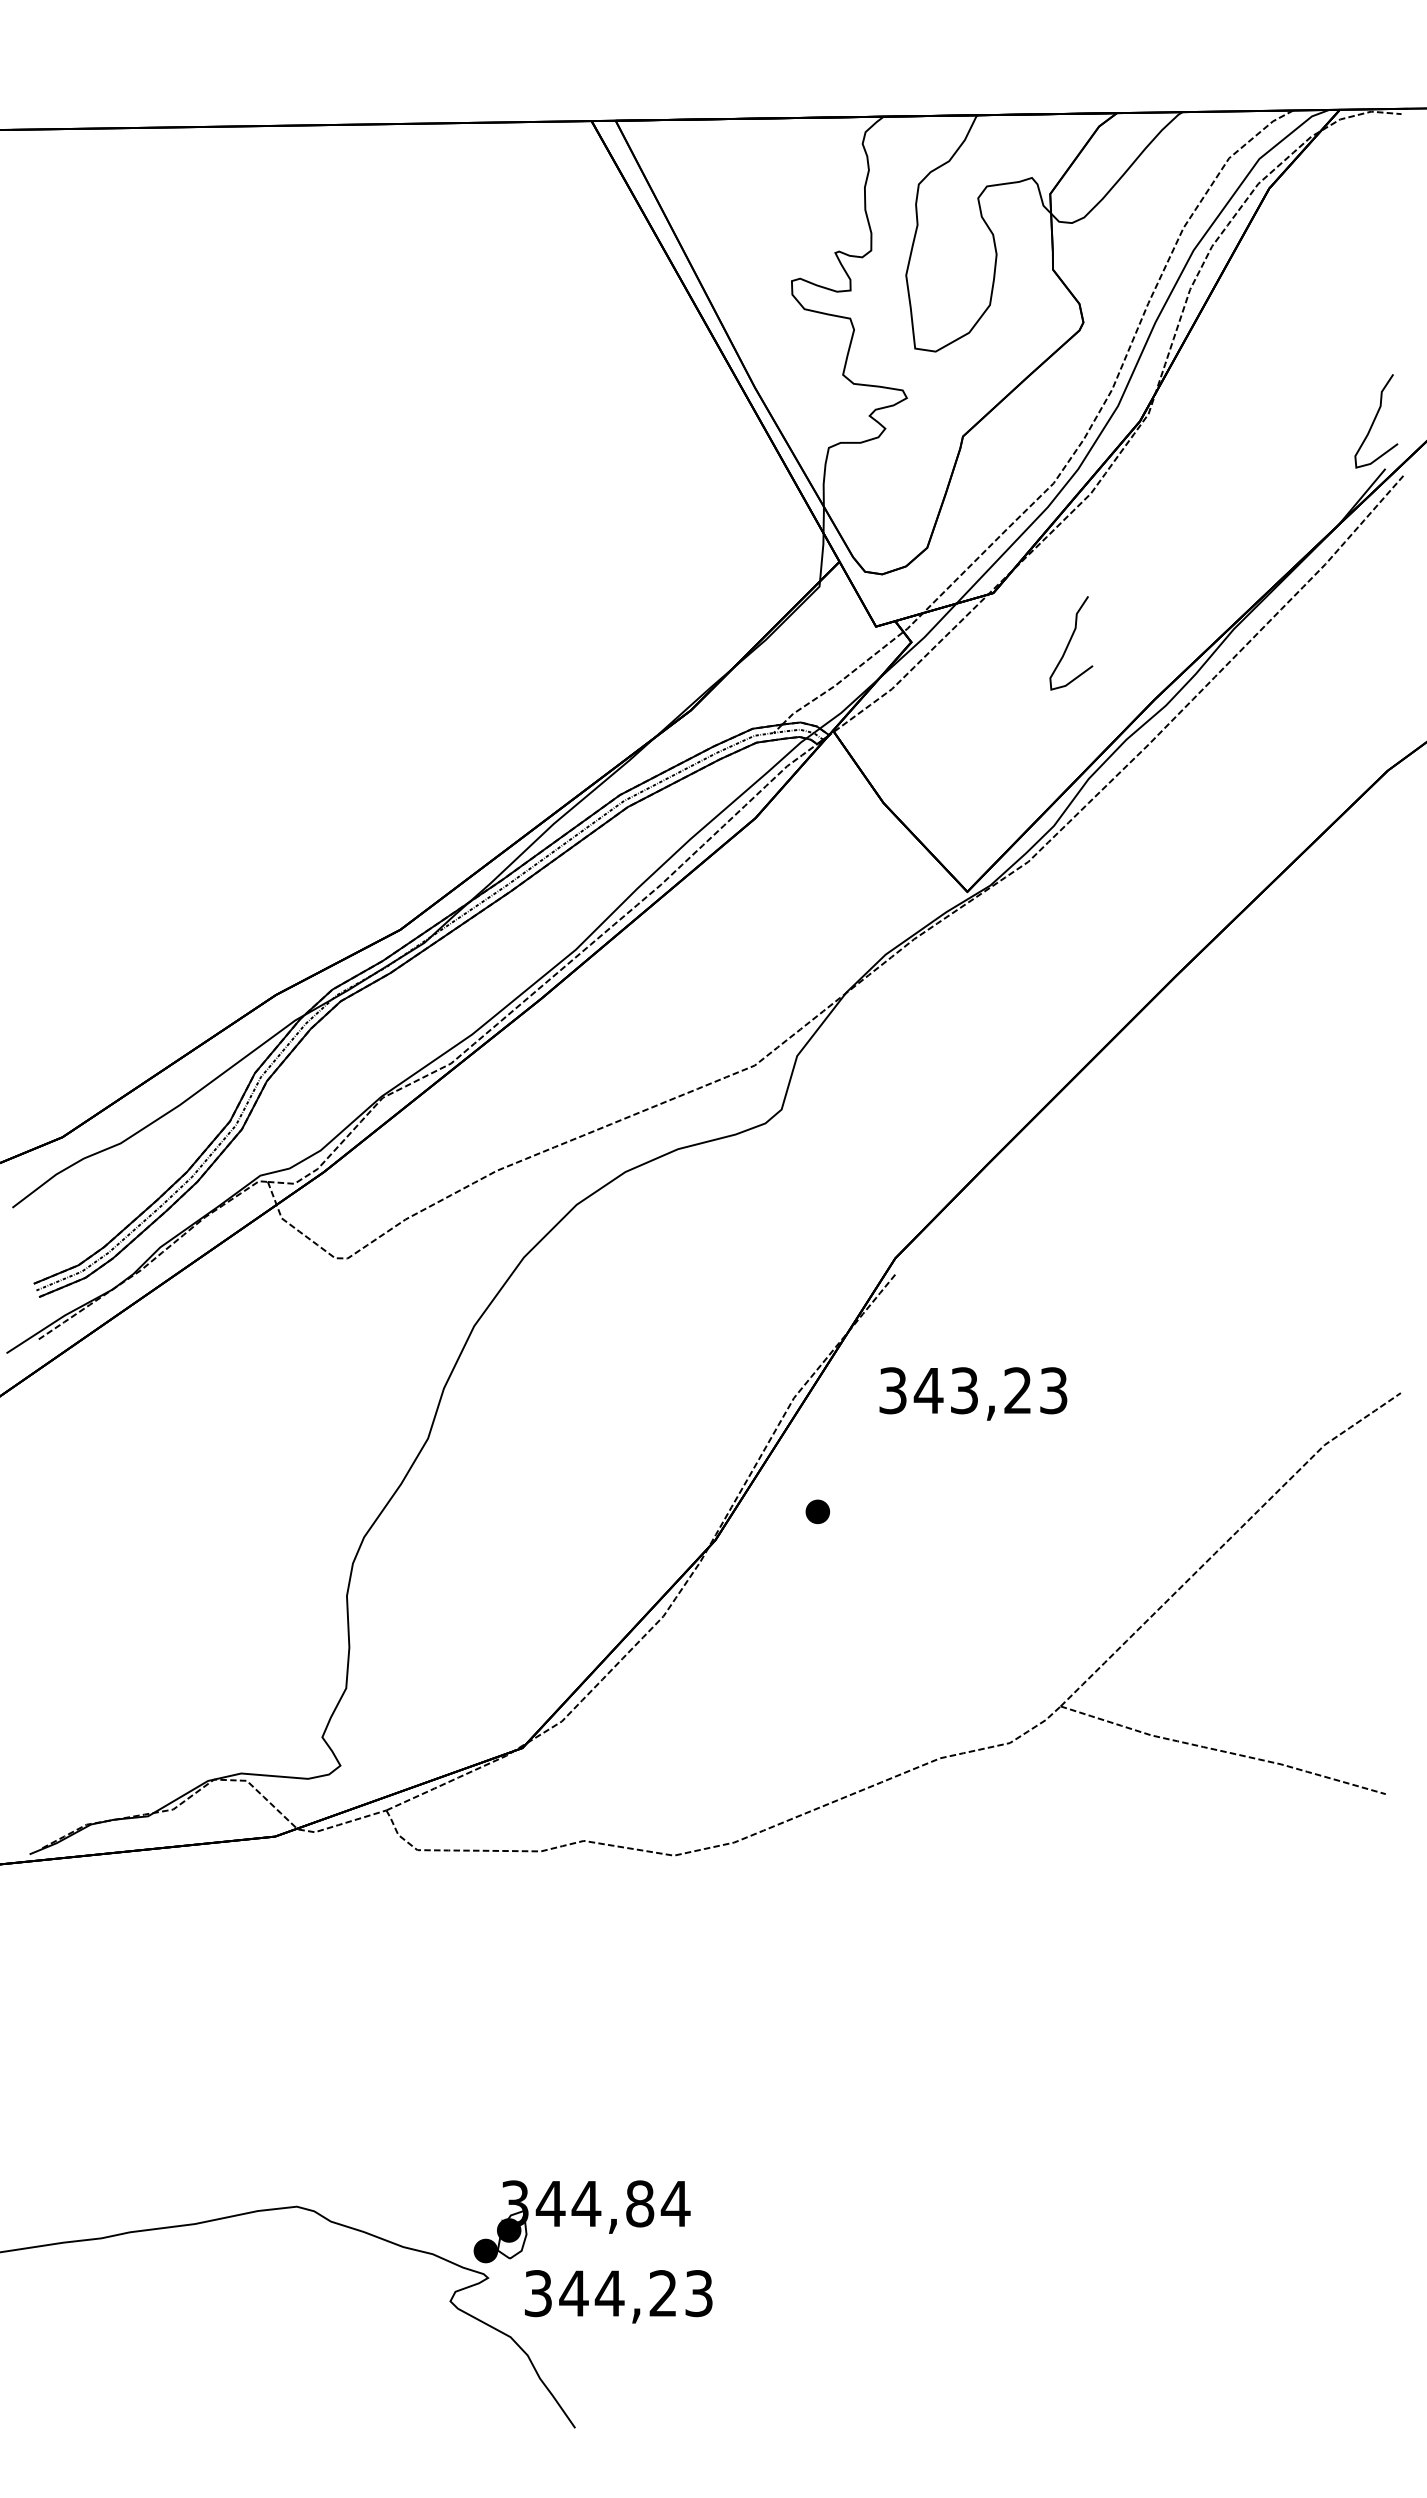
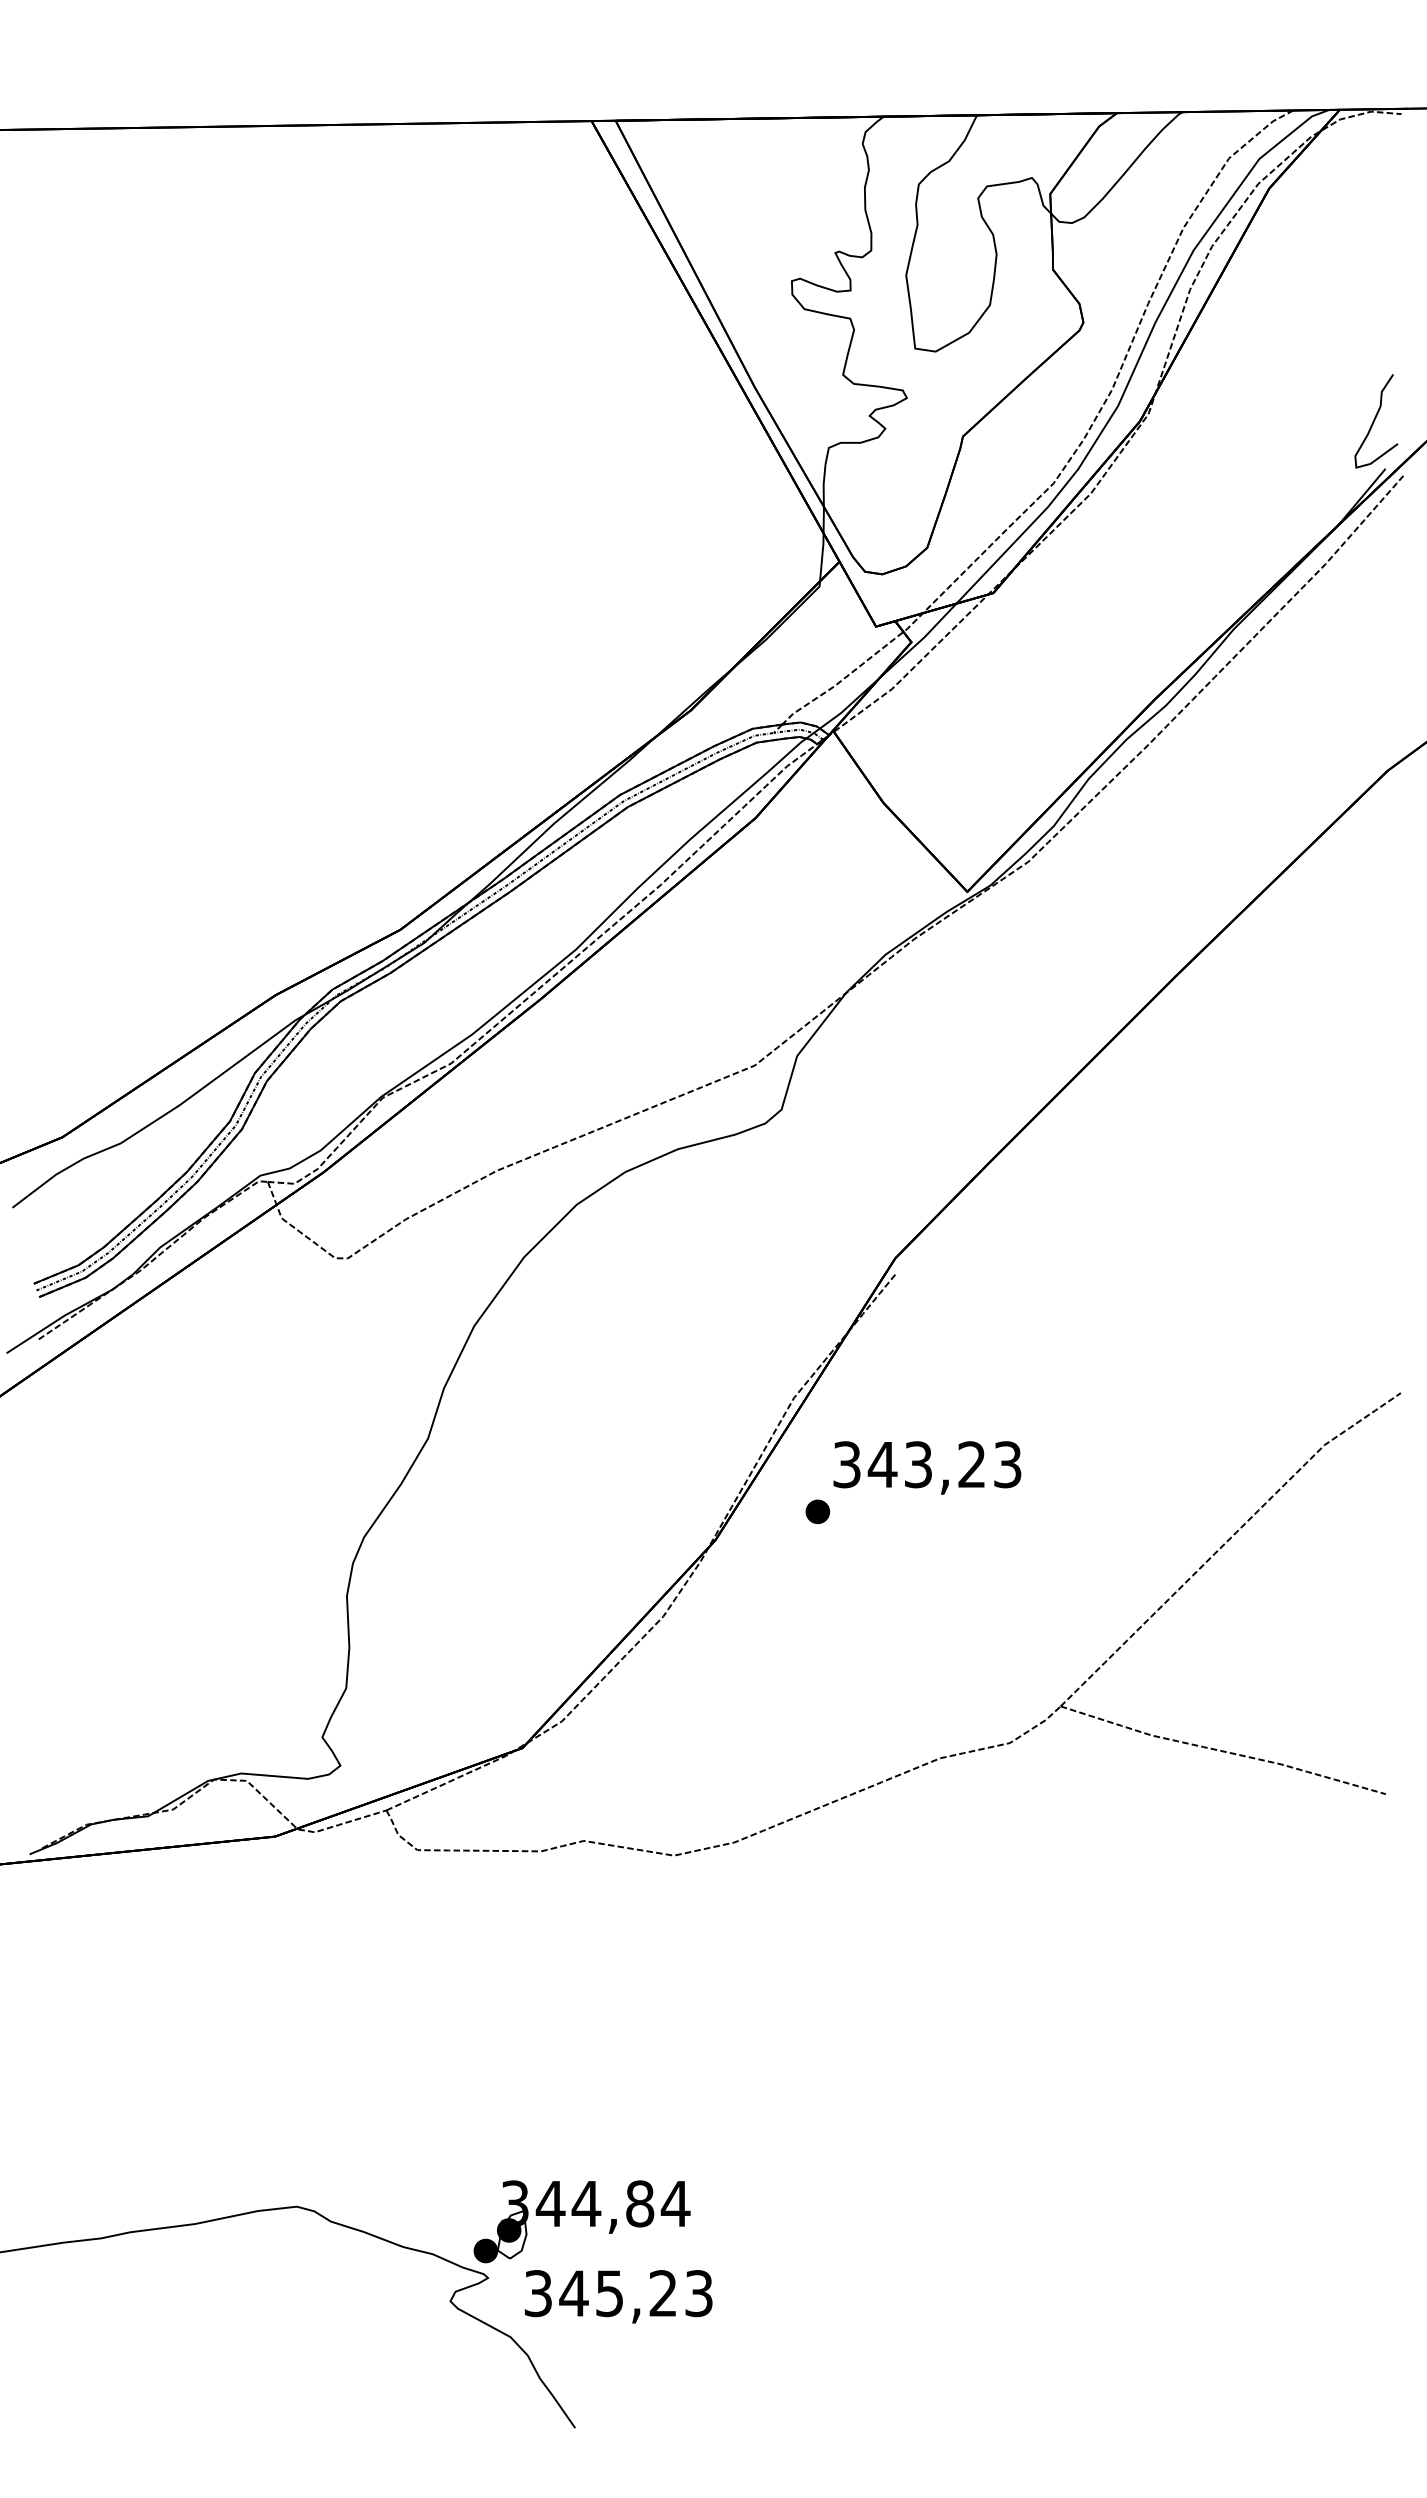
curve: present -> none (1070, 642)
text position: (973, 1393) -> (927, 1467) (927, 1467)
text: 344,23 -> 345,23 (609, 2293)
